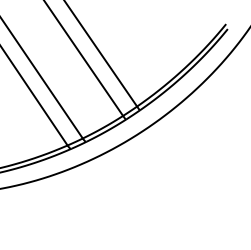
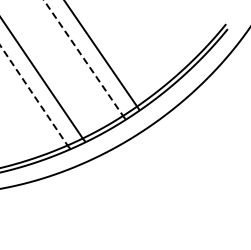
line: solid -> dashed (83, 58)
line: solid -> dashed (34, 95)
